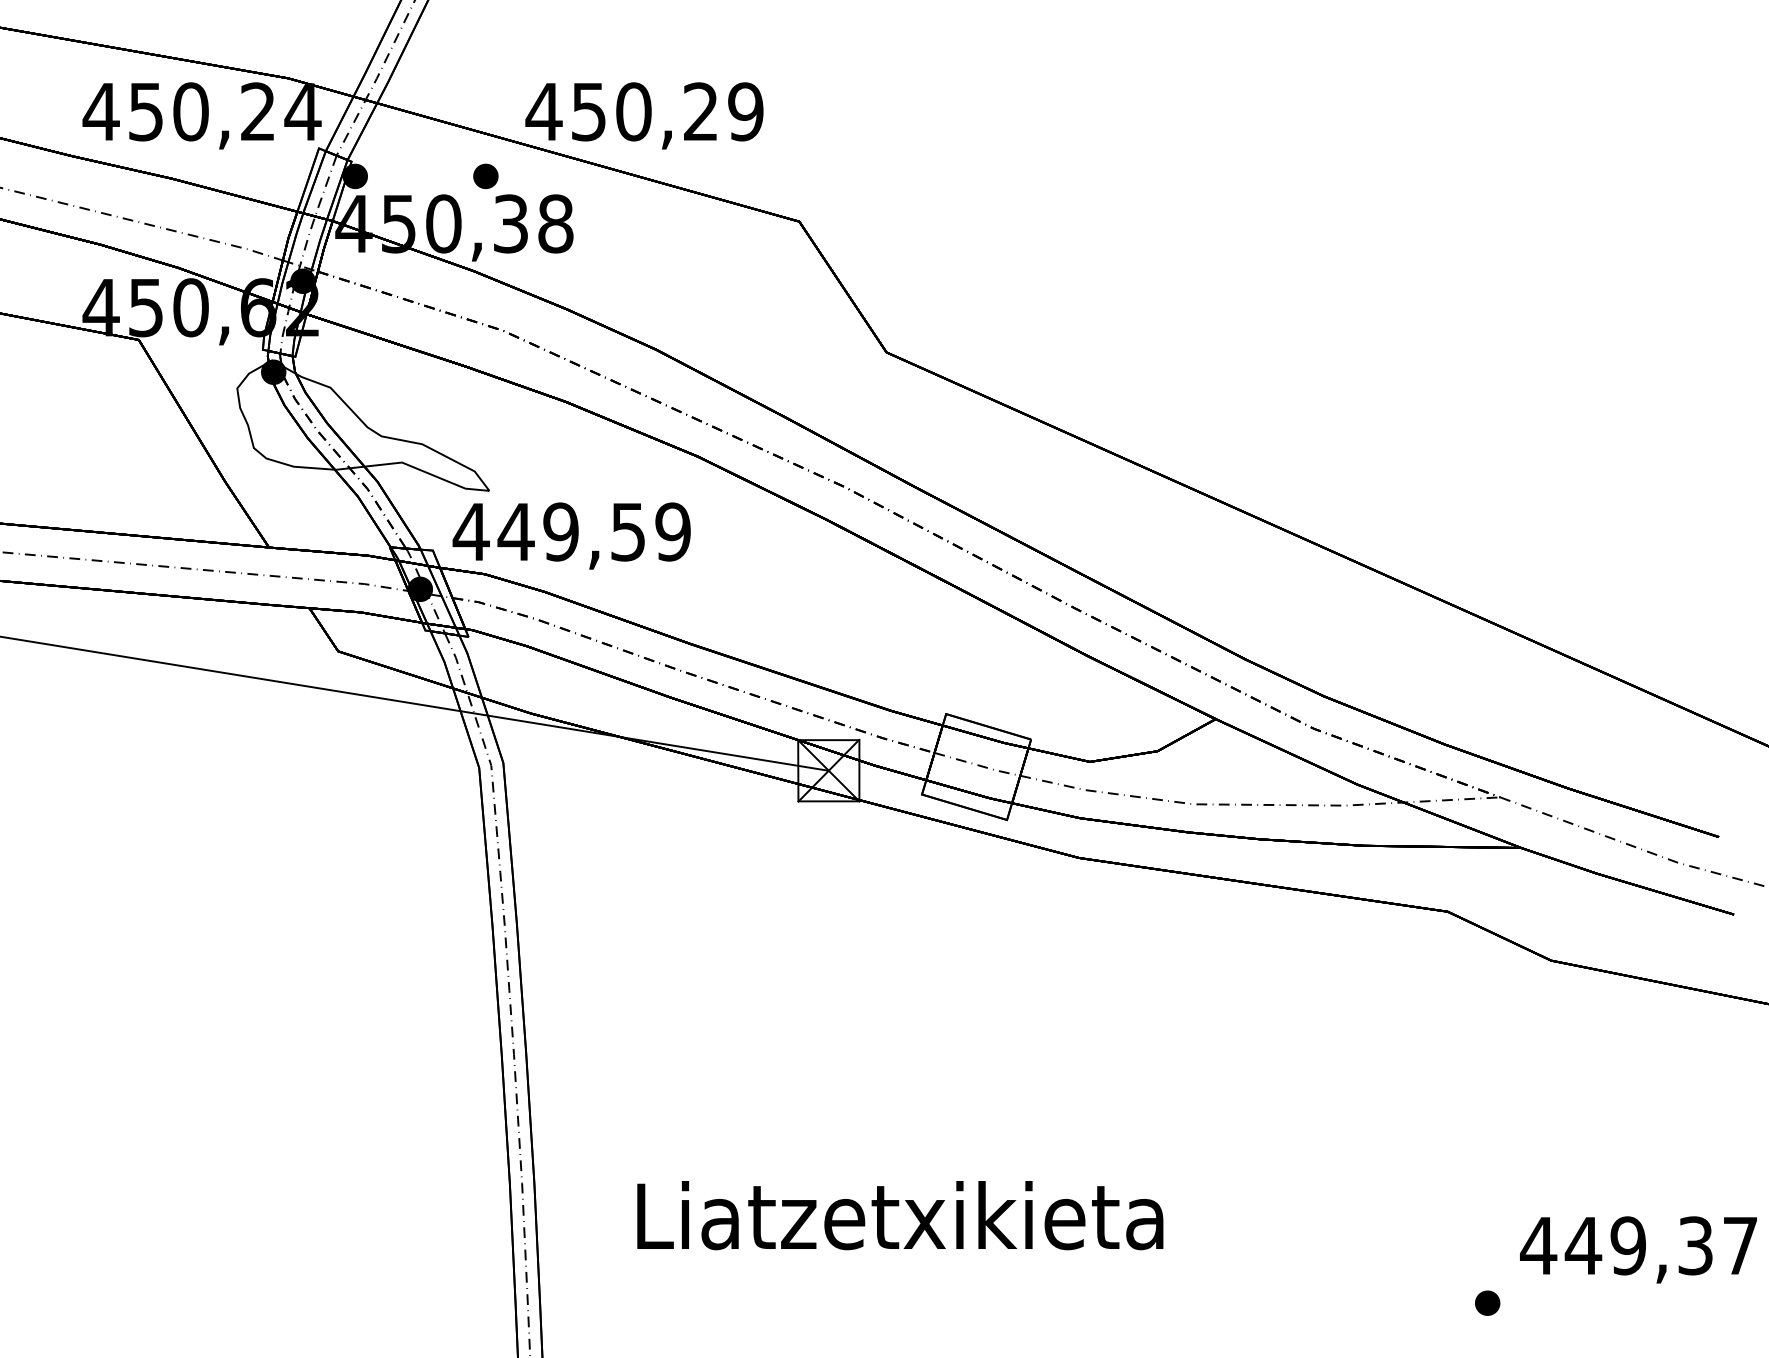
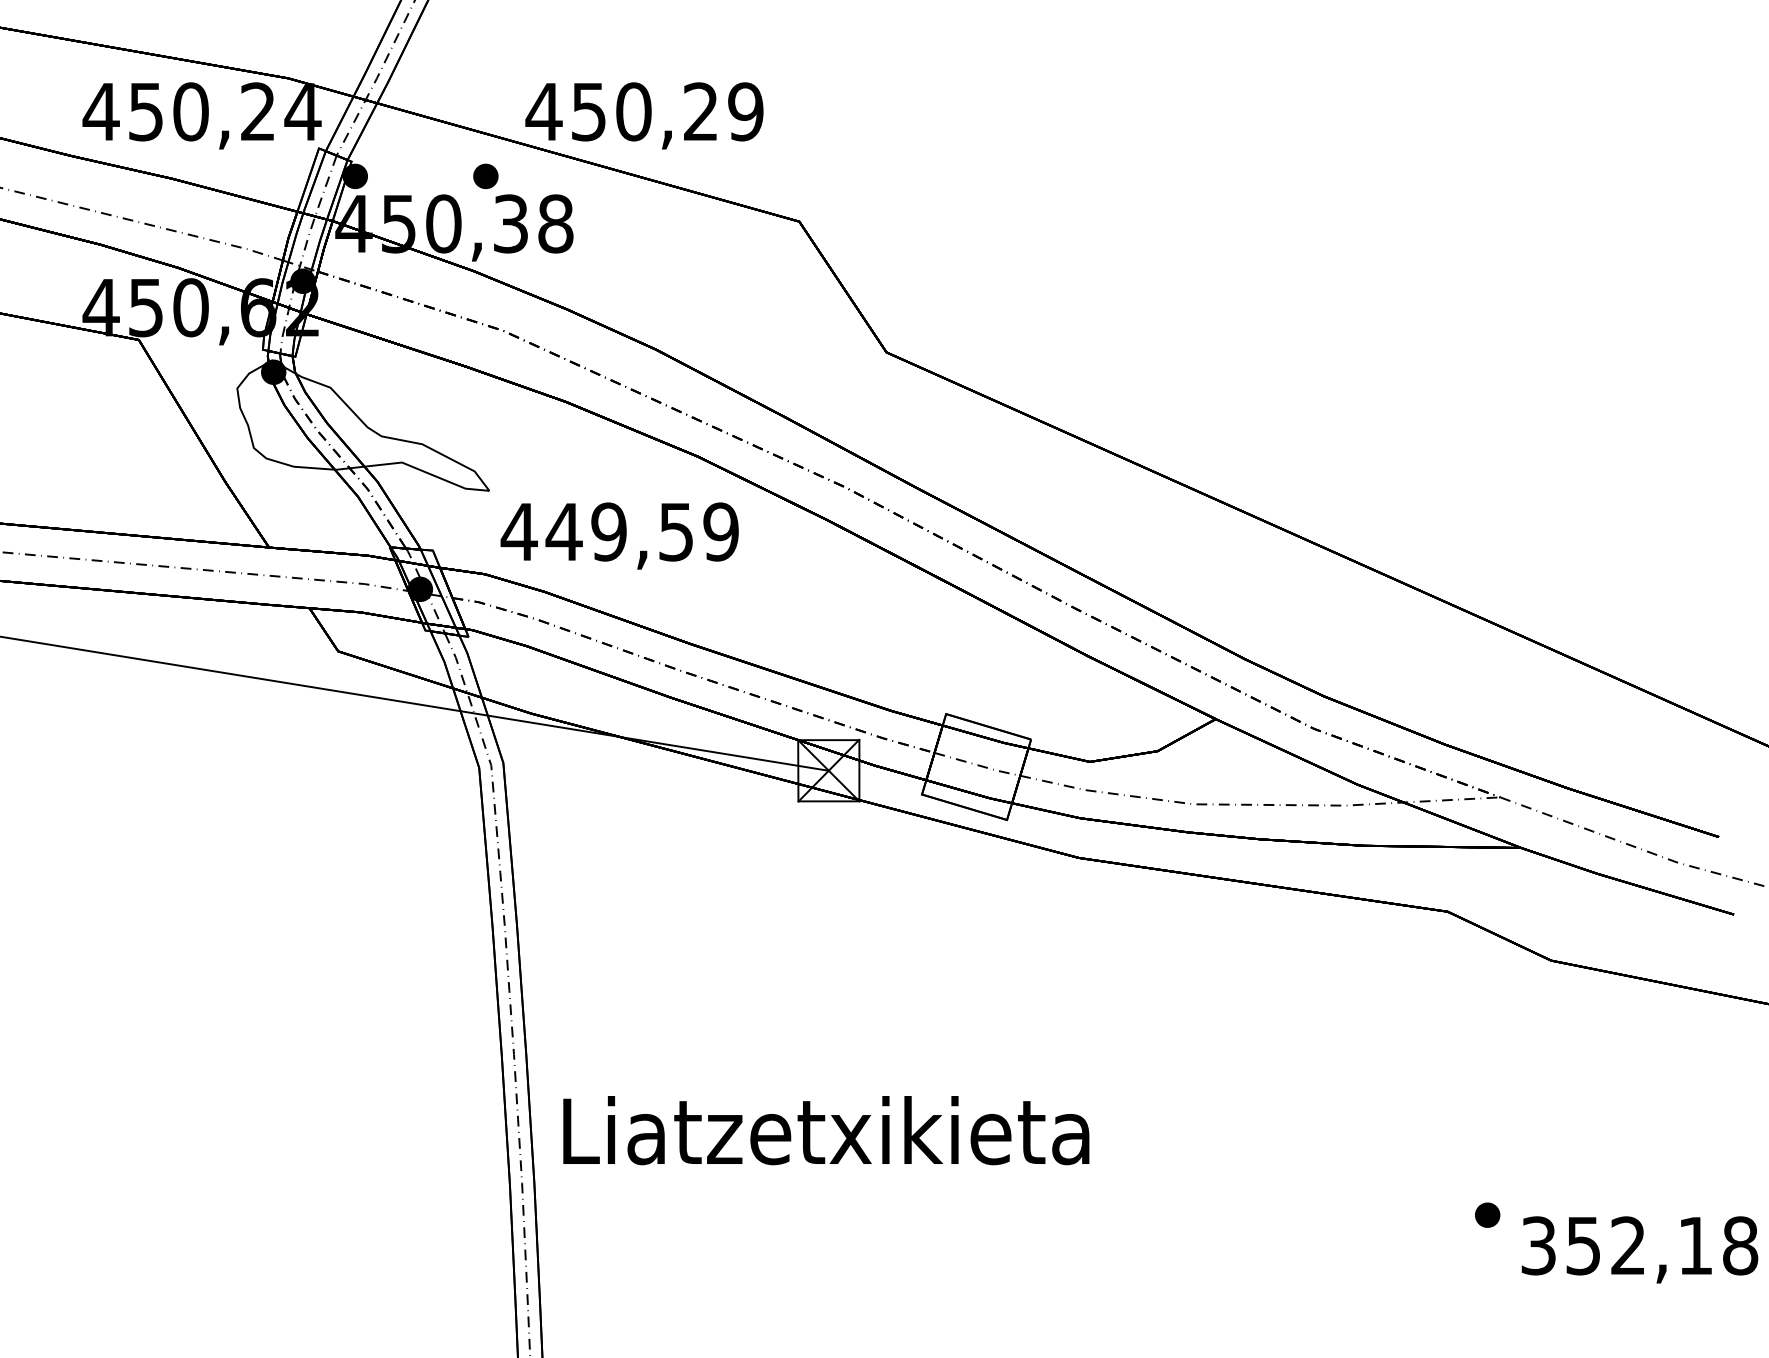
text position: (571, 535) -> (619, 535) (619, 535)
text position: (900, 1215) -> (826, 1130) (826, 1130)
text: 449,37 -> 352,18 (1639, 1245)
part position: (1487, 1302) -> (1487, 1214) (1487, 1214)
